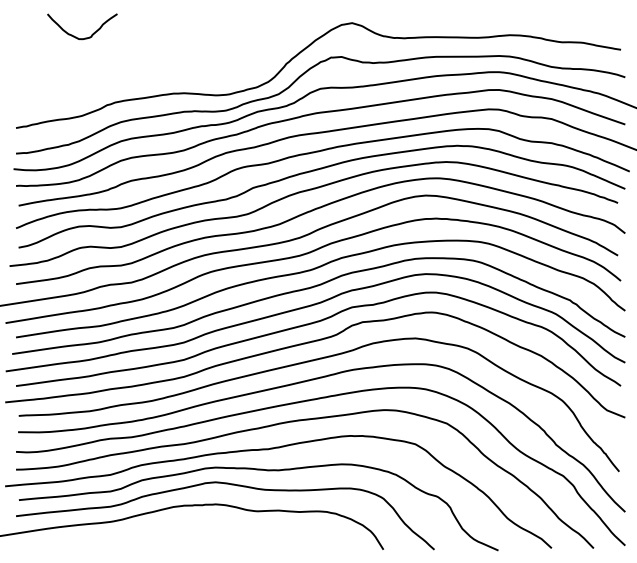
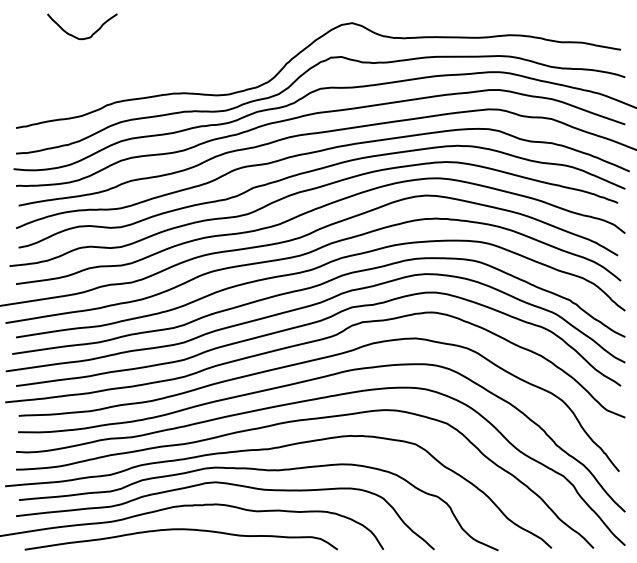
curve: none -> present (180, 530)
